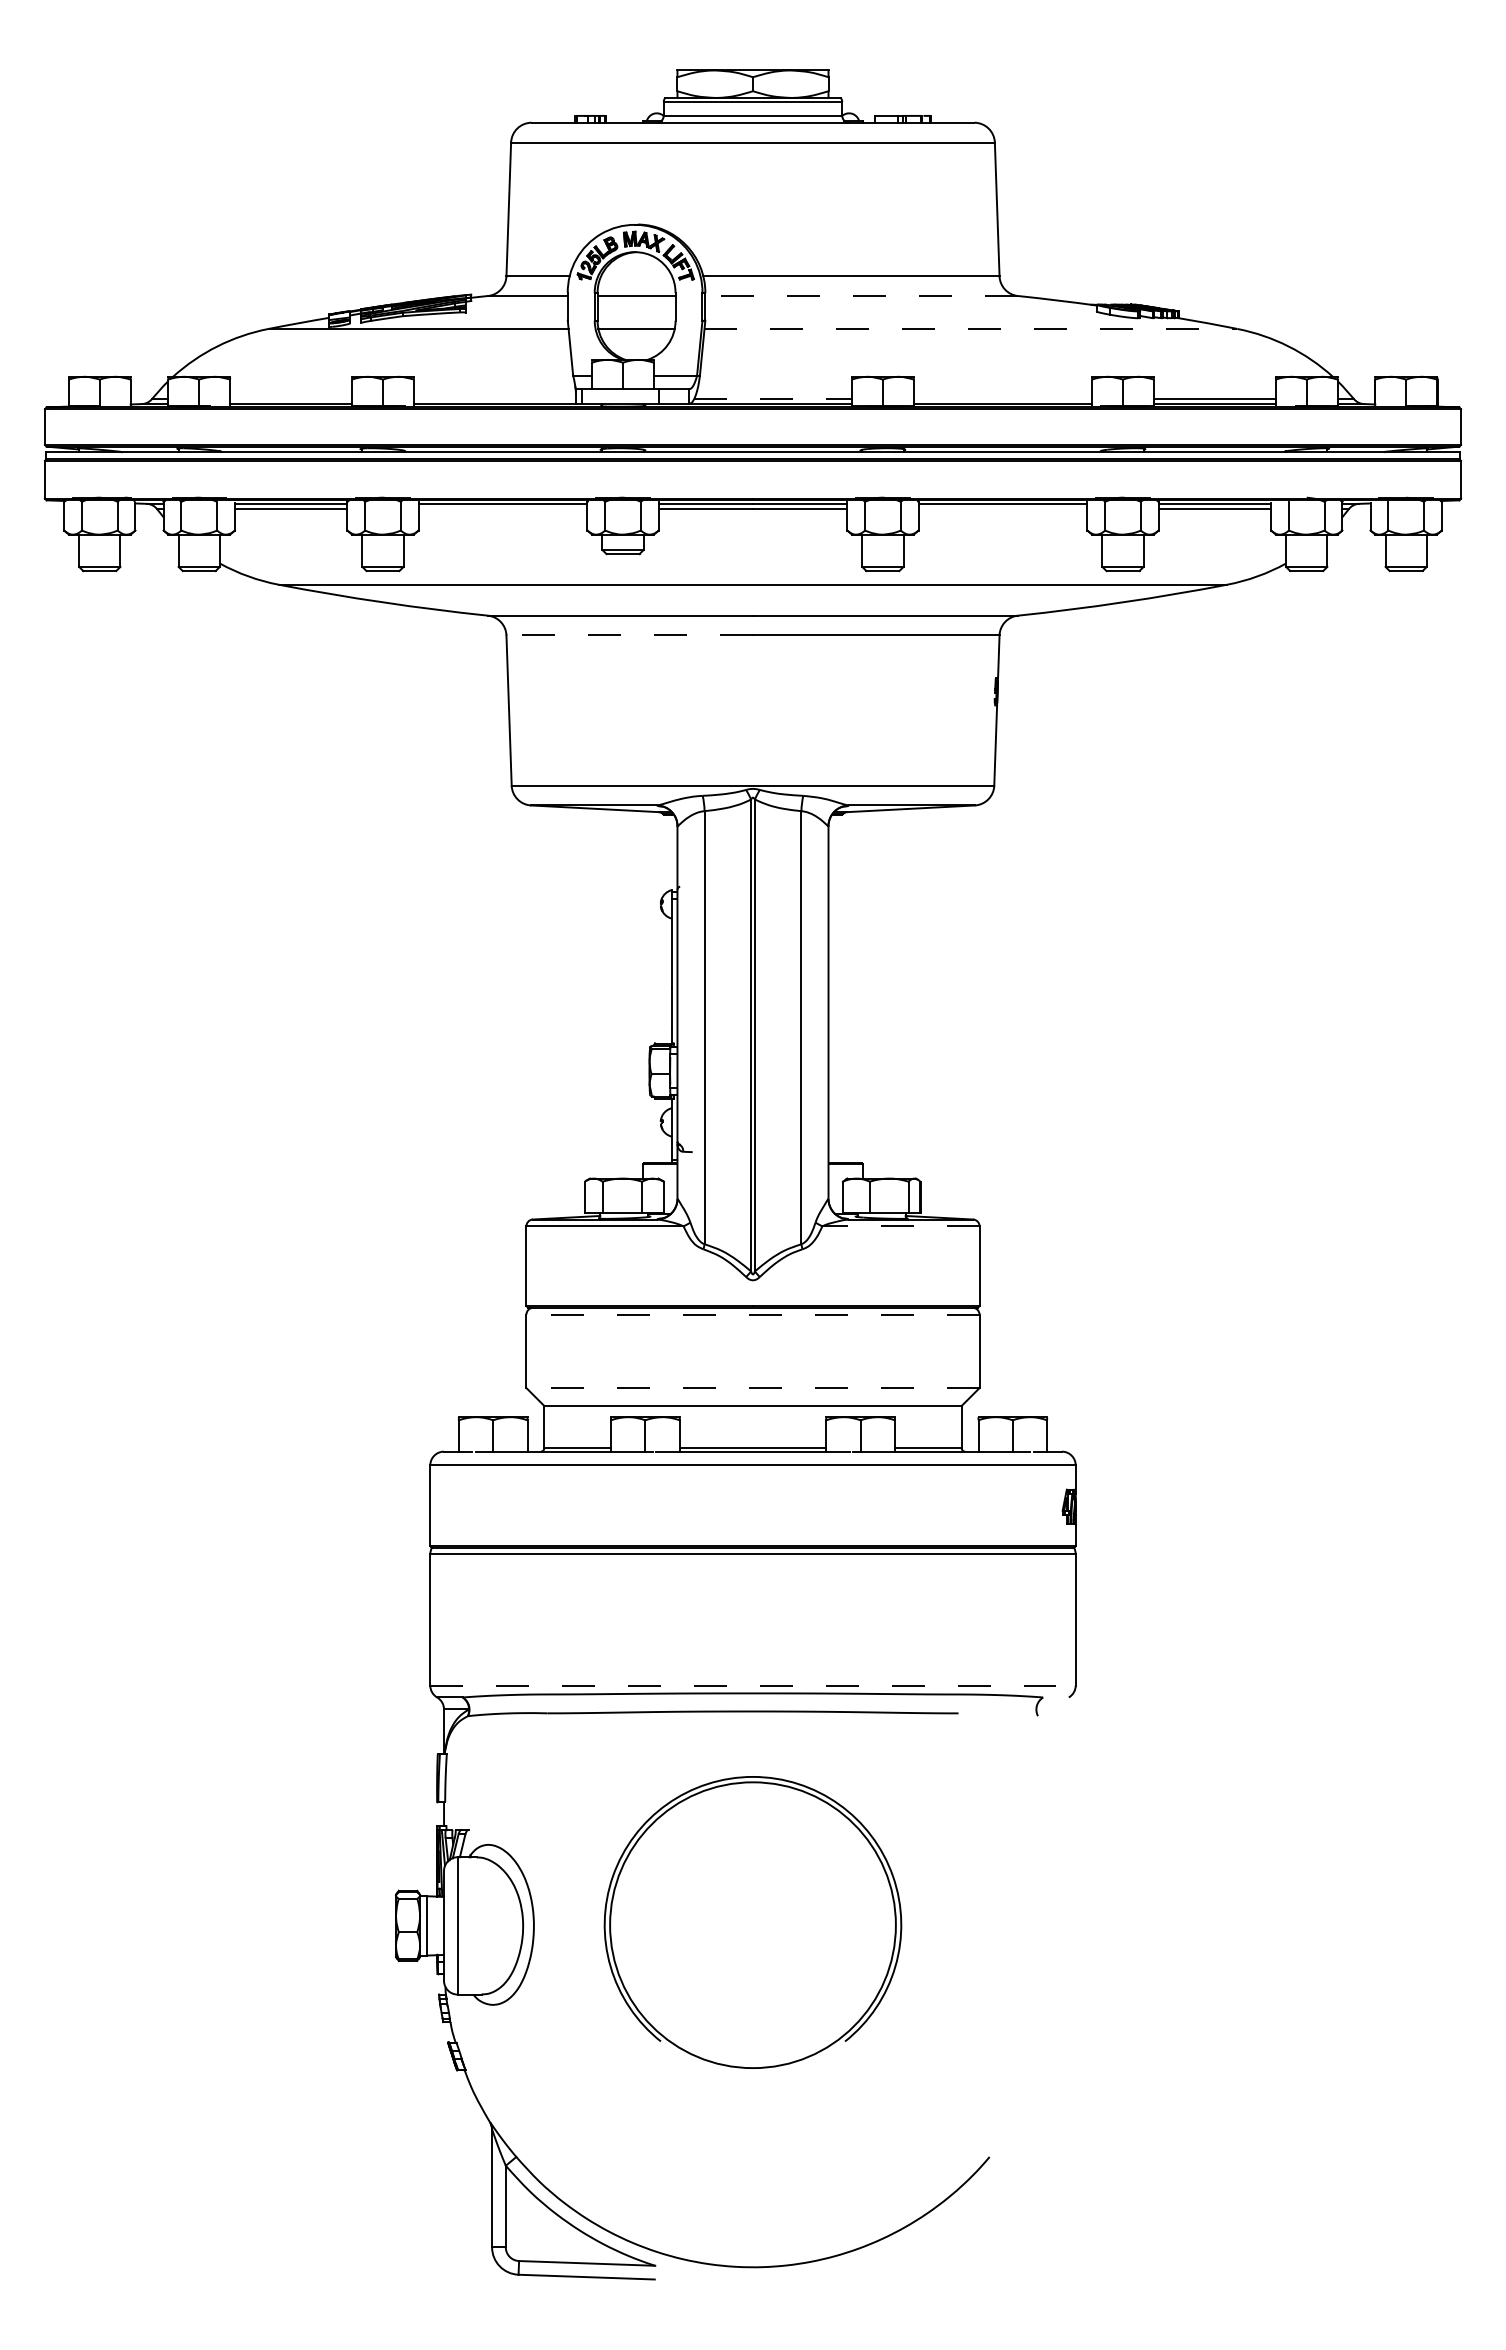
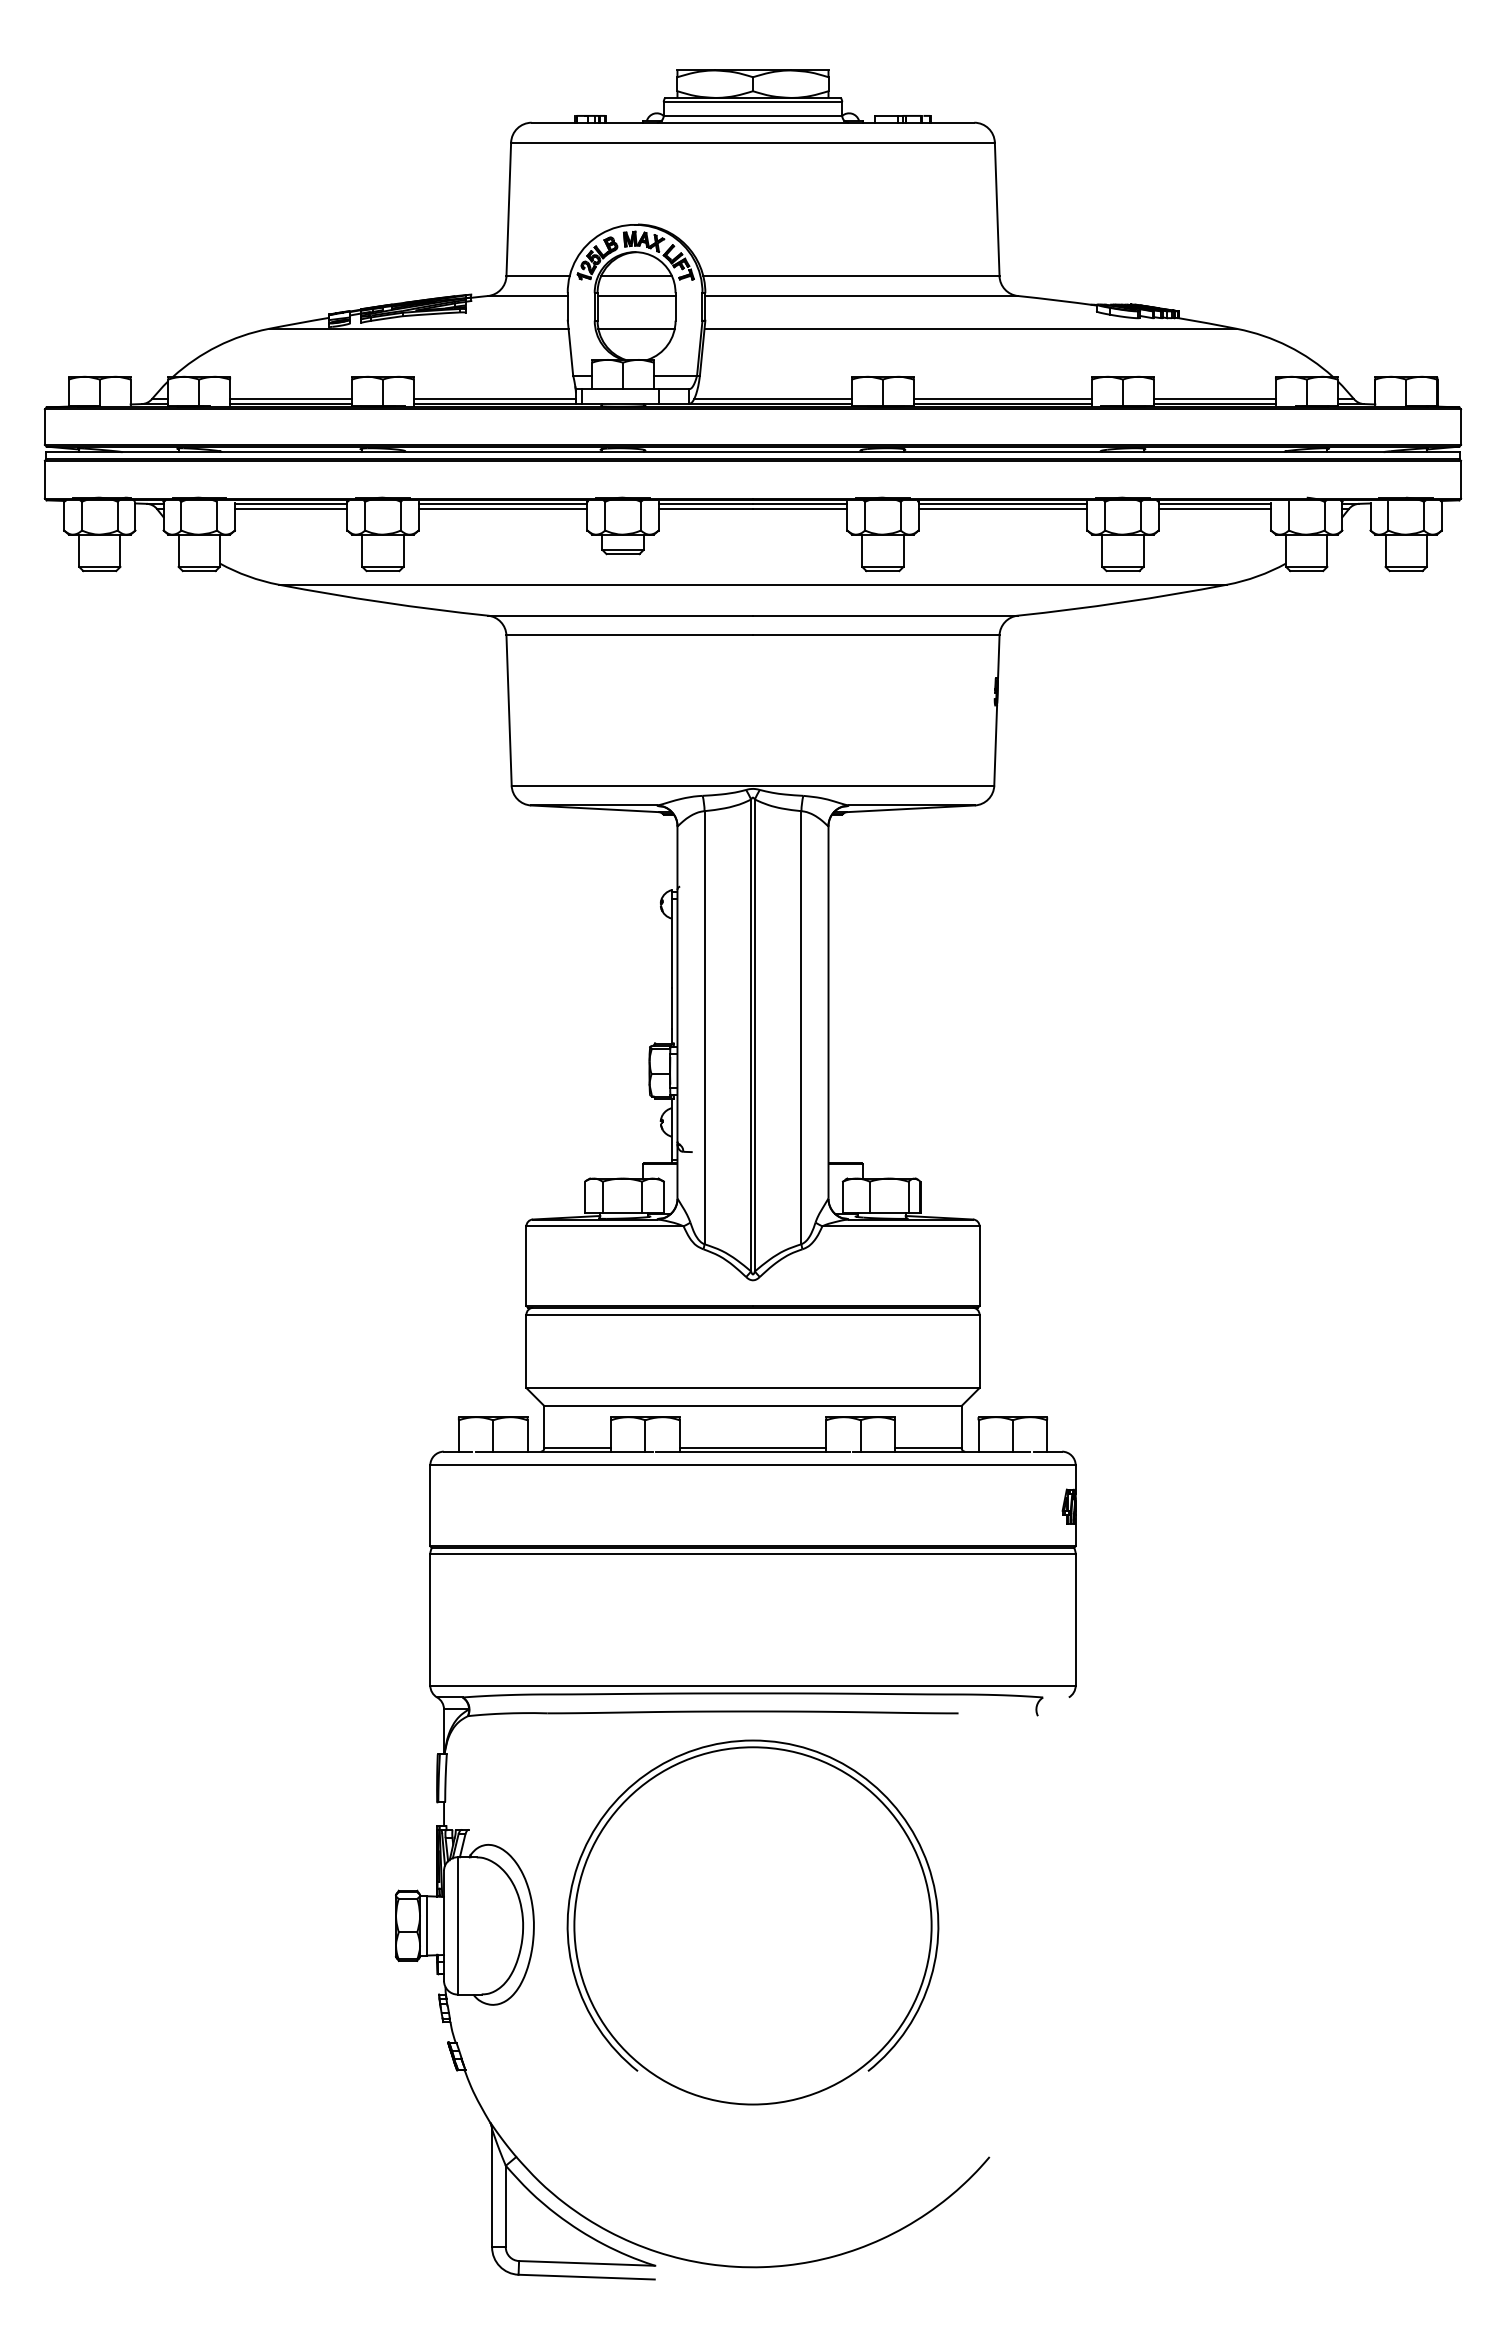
line: none -> present (636, 276)
line: dashed -> solid (861, 296)
line: dashed -> solid (971, 328)
line: none -> present (291, 399)
line: none -> present (494, 399)
line: dashed -> solid (773, 399)
line: none -> present (1002, 399)
line: none -> present (502, 509)
line: none -> present (1002, 509)
line: dashed -> solid (629, 635)
line: dashed -> solid (900, 1226)
line: dashed -> solid (753, 1314)
line: dashed -> solid (753, 1388)
line: dashed -> solid (752, 1685)
part size: 300x293 px -> 374x367 px (752, 1922)
